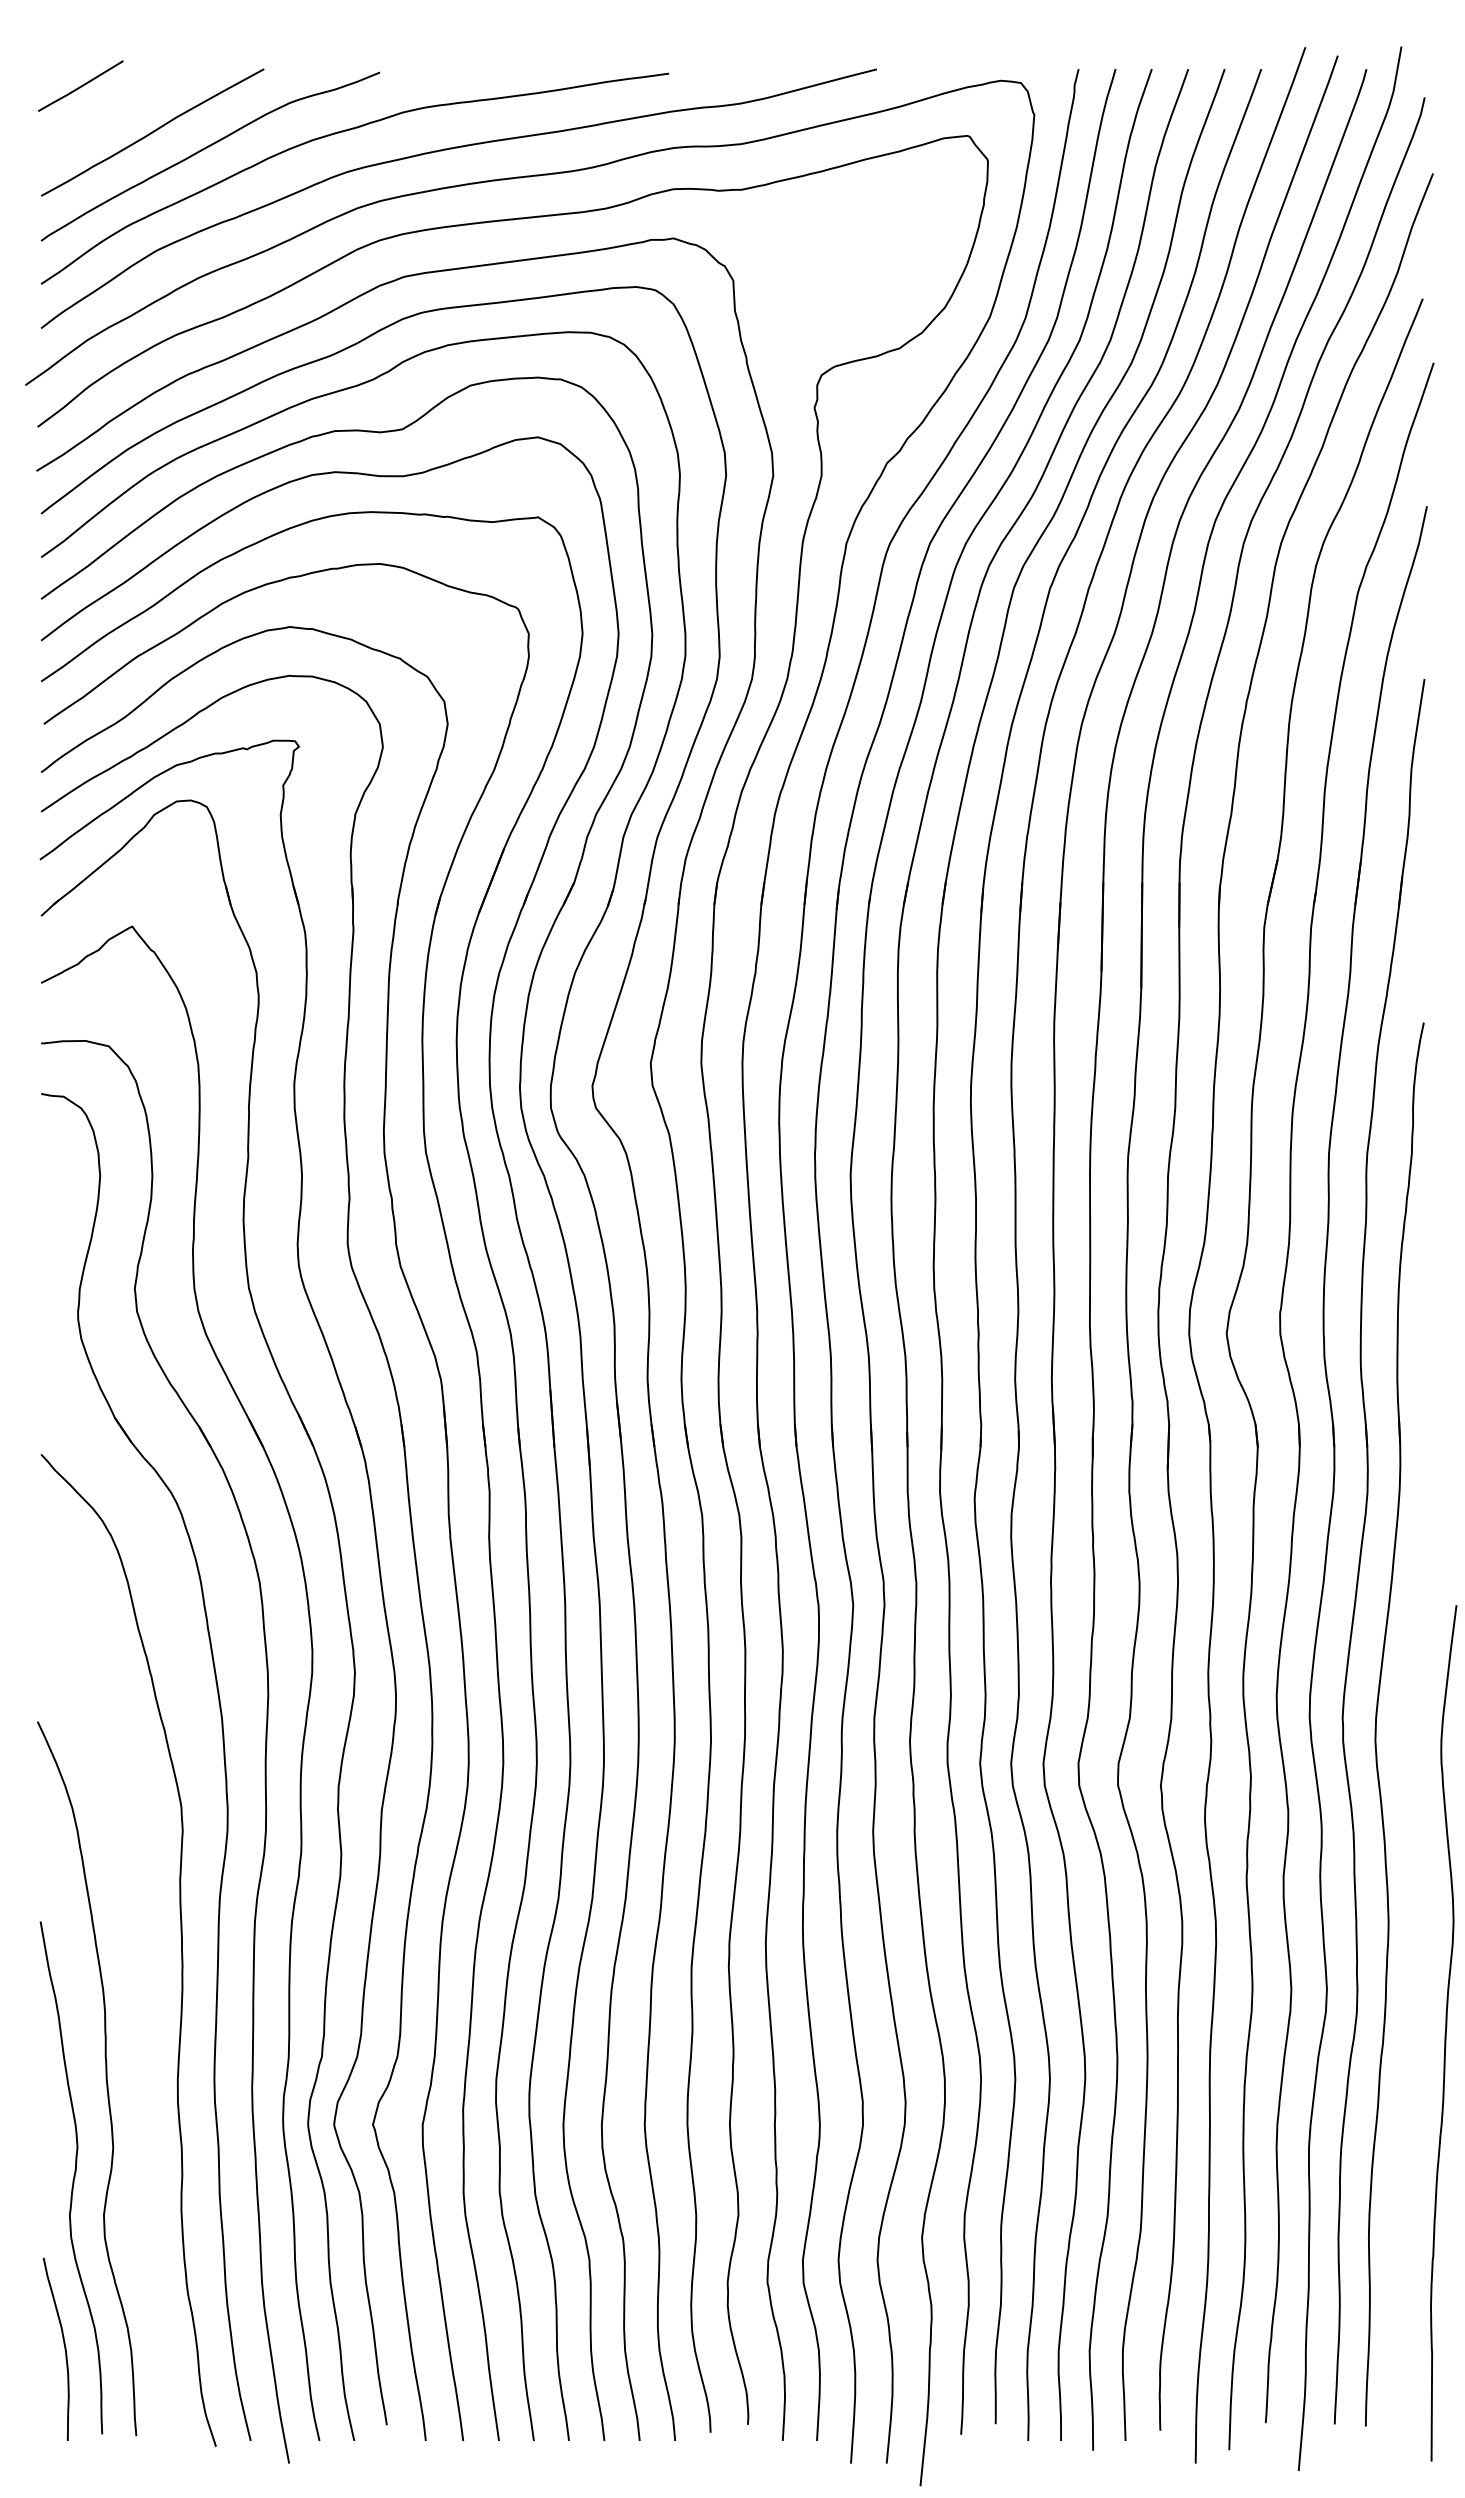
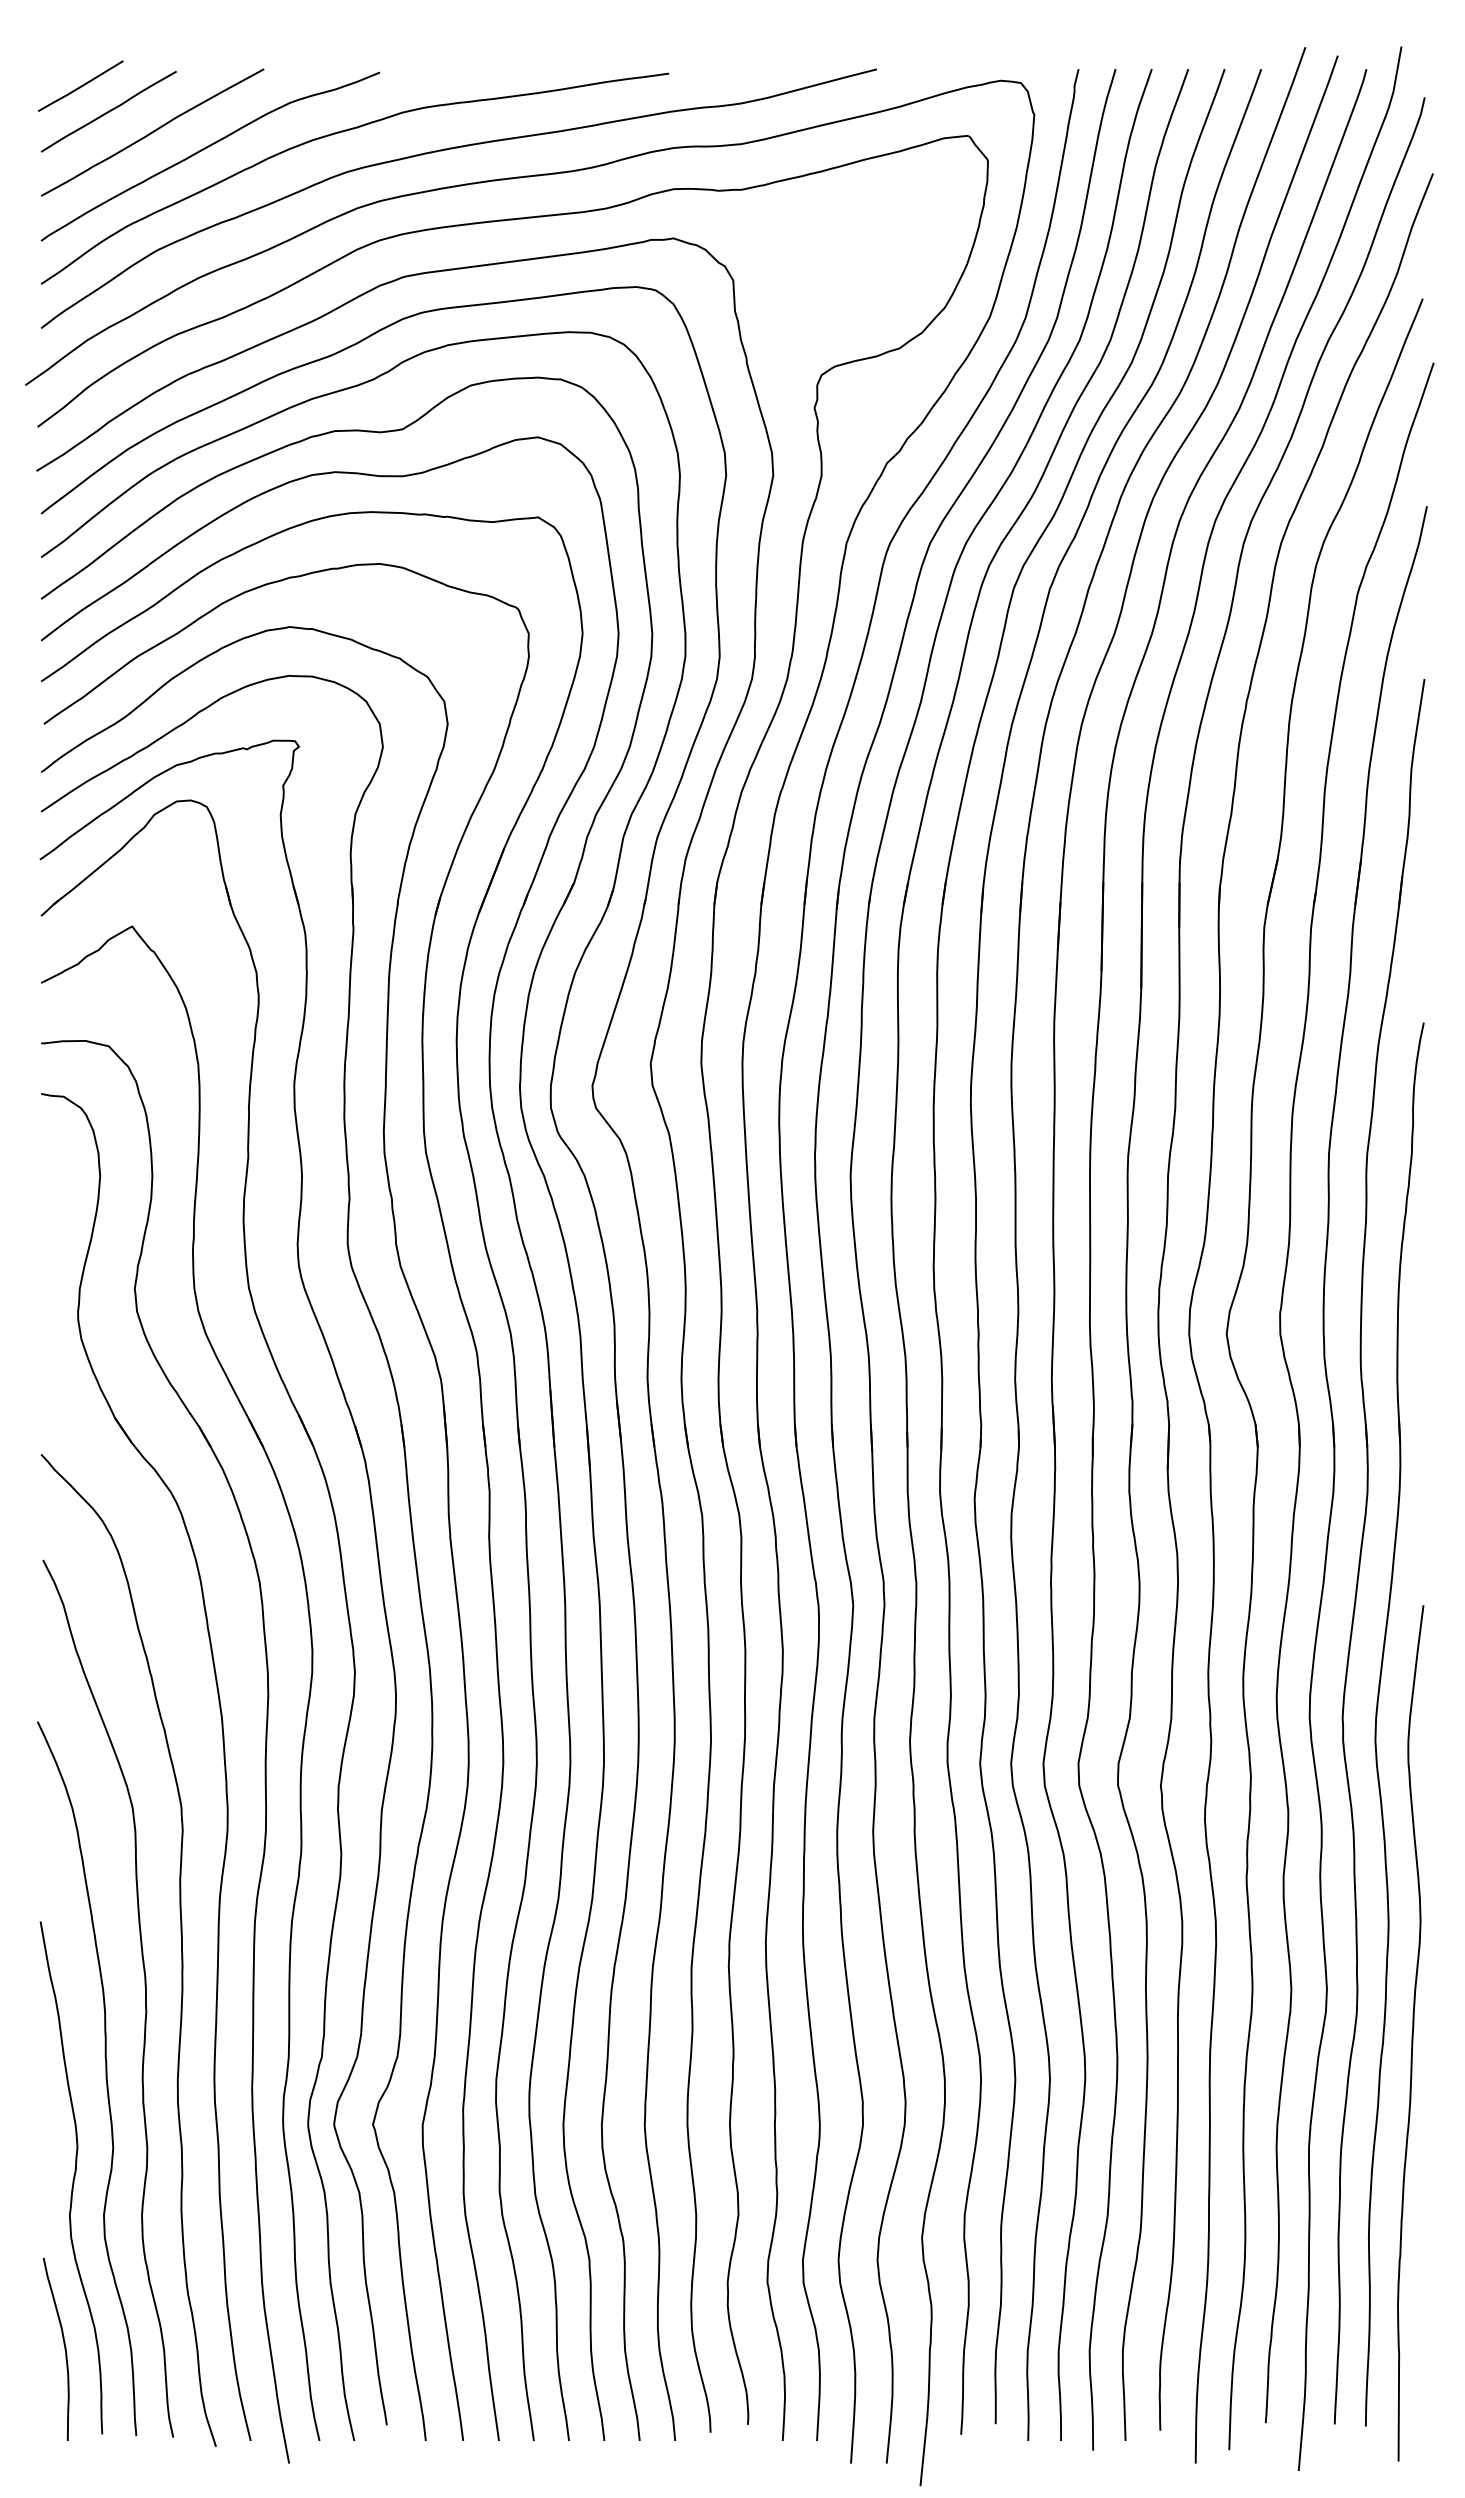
line: none -> present (108, 111)
curve: none -> present (145, 1998)
curve position: (1444, 2034) -> (1411, 2034) (1411, 2034)
